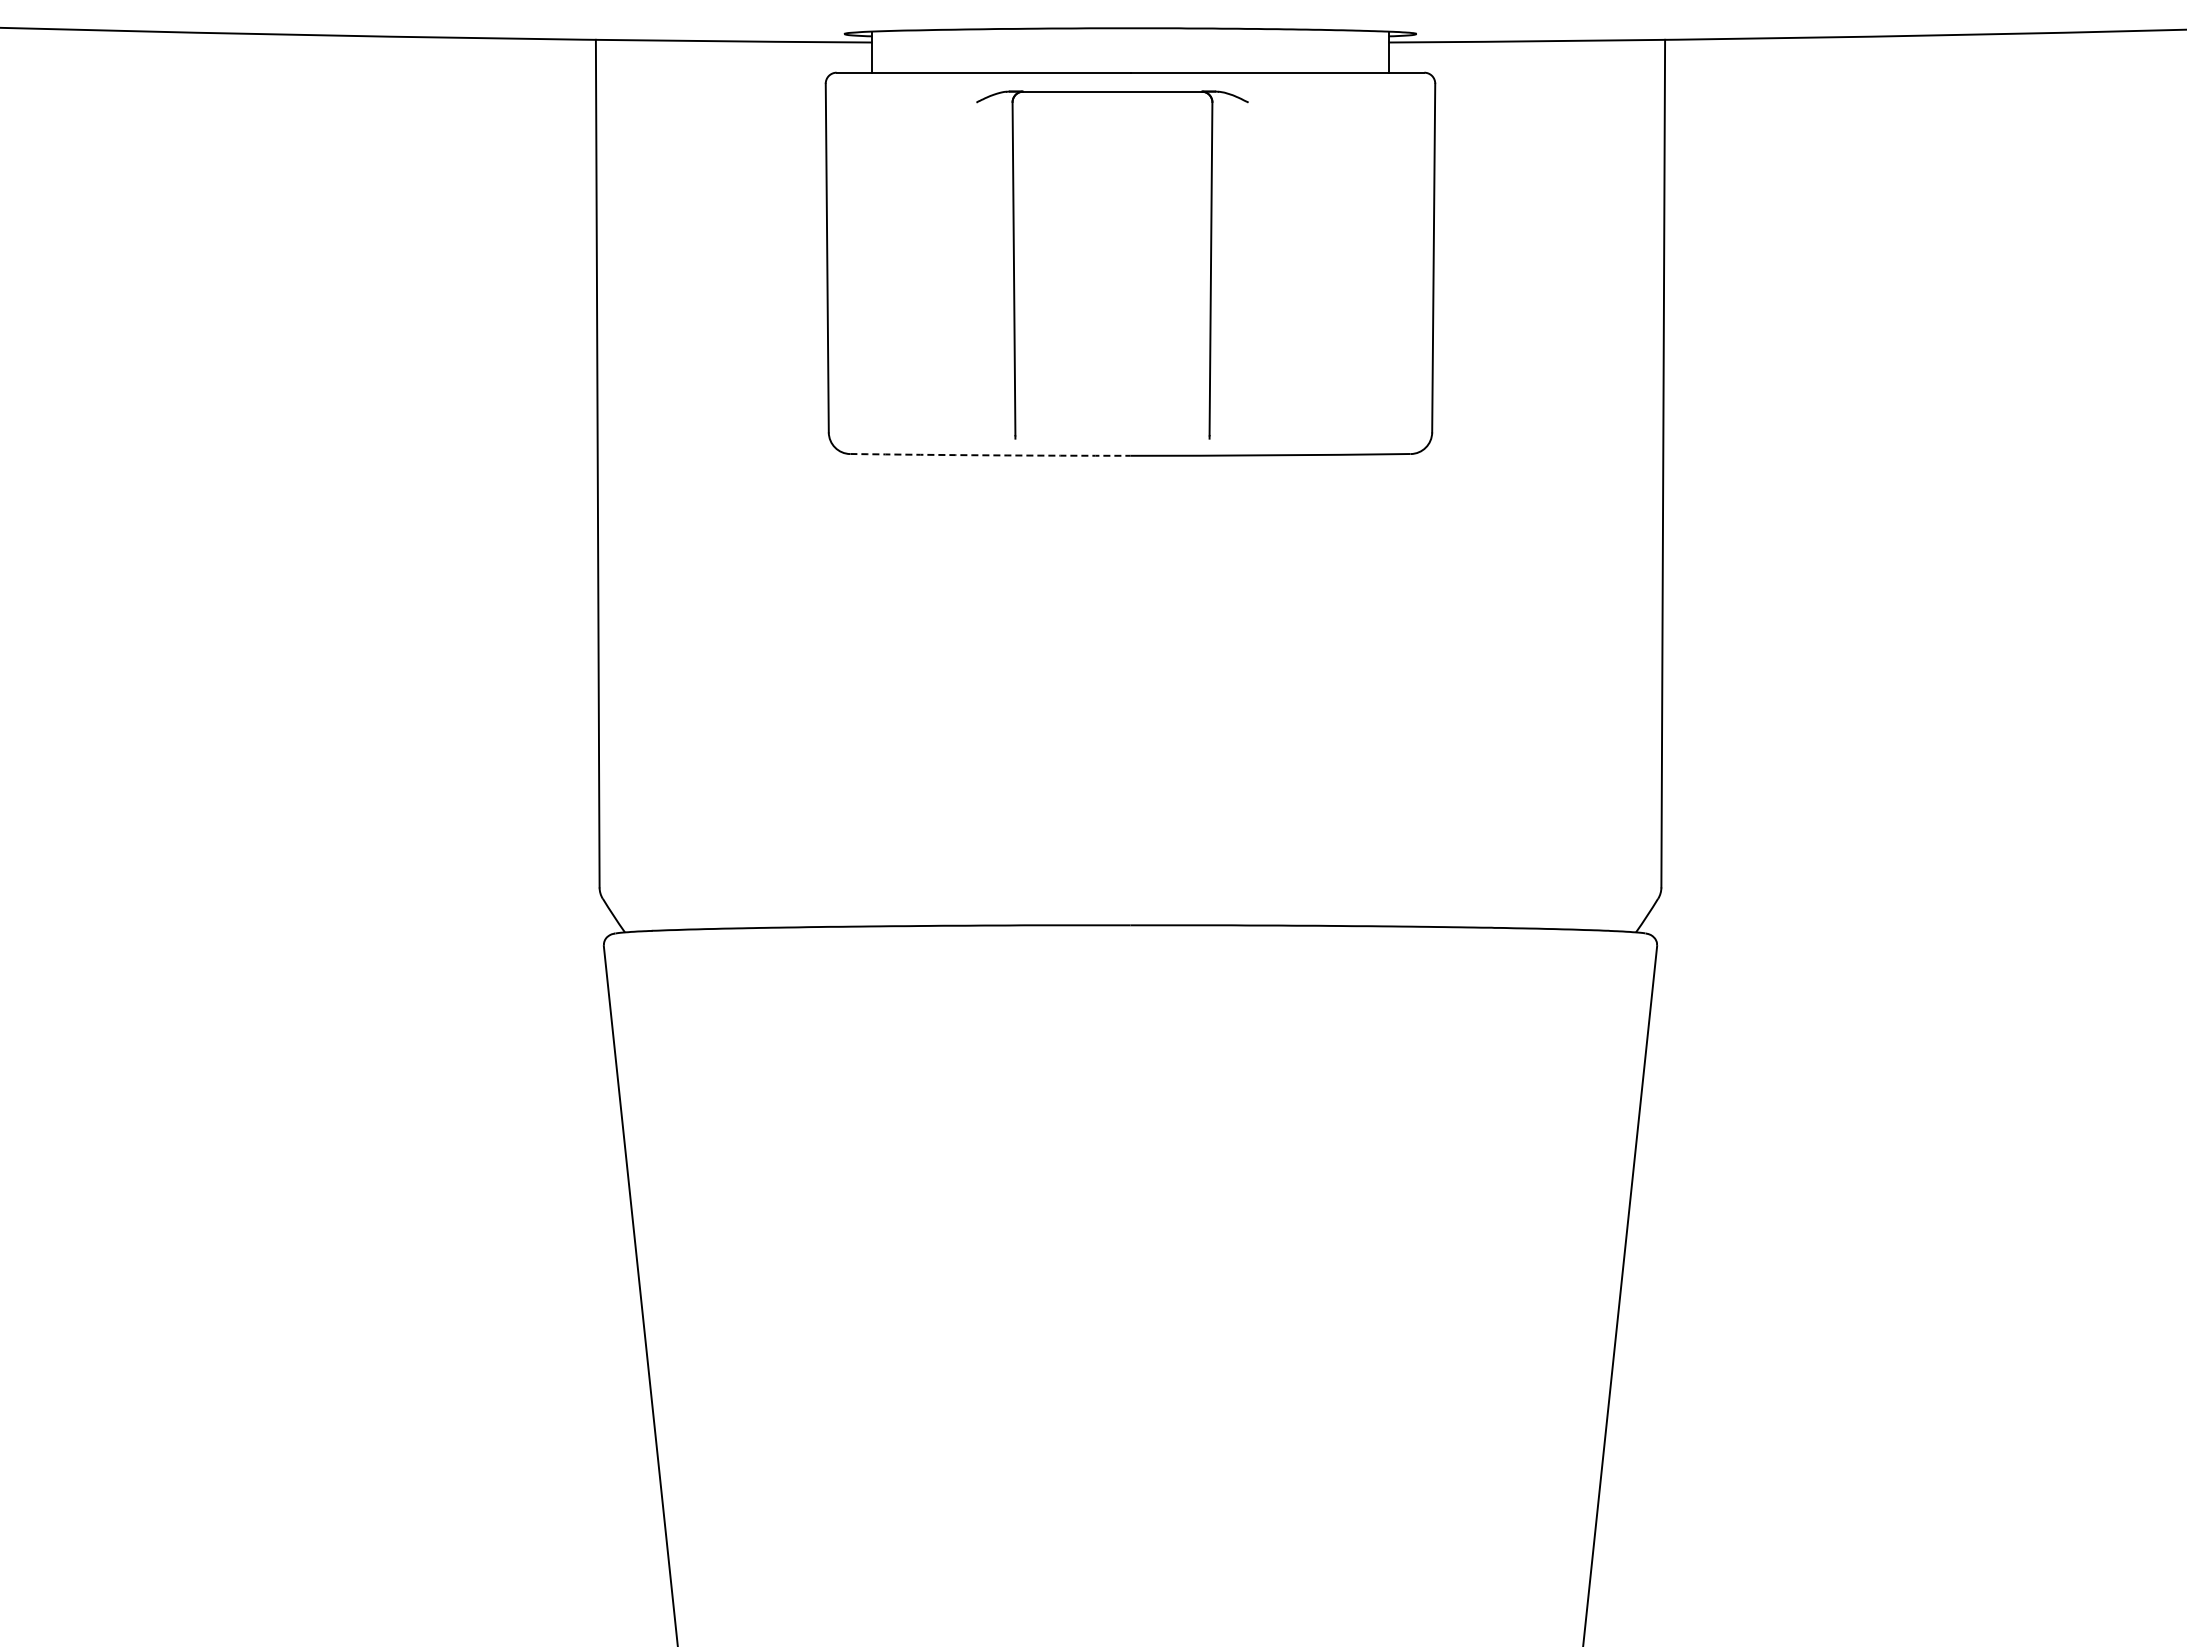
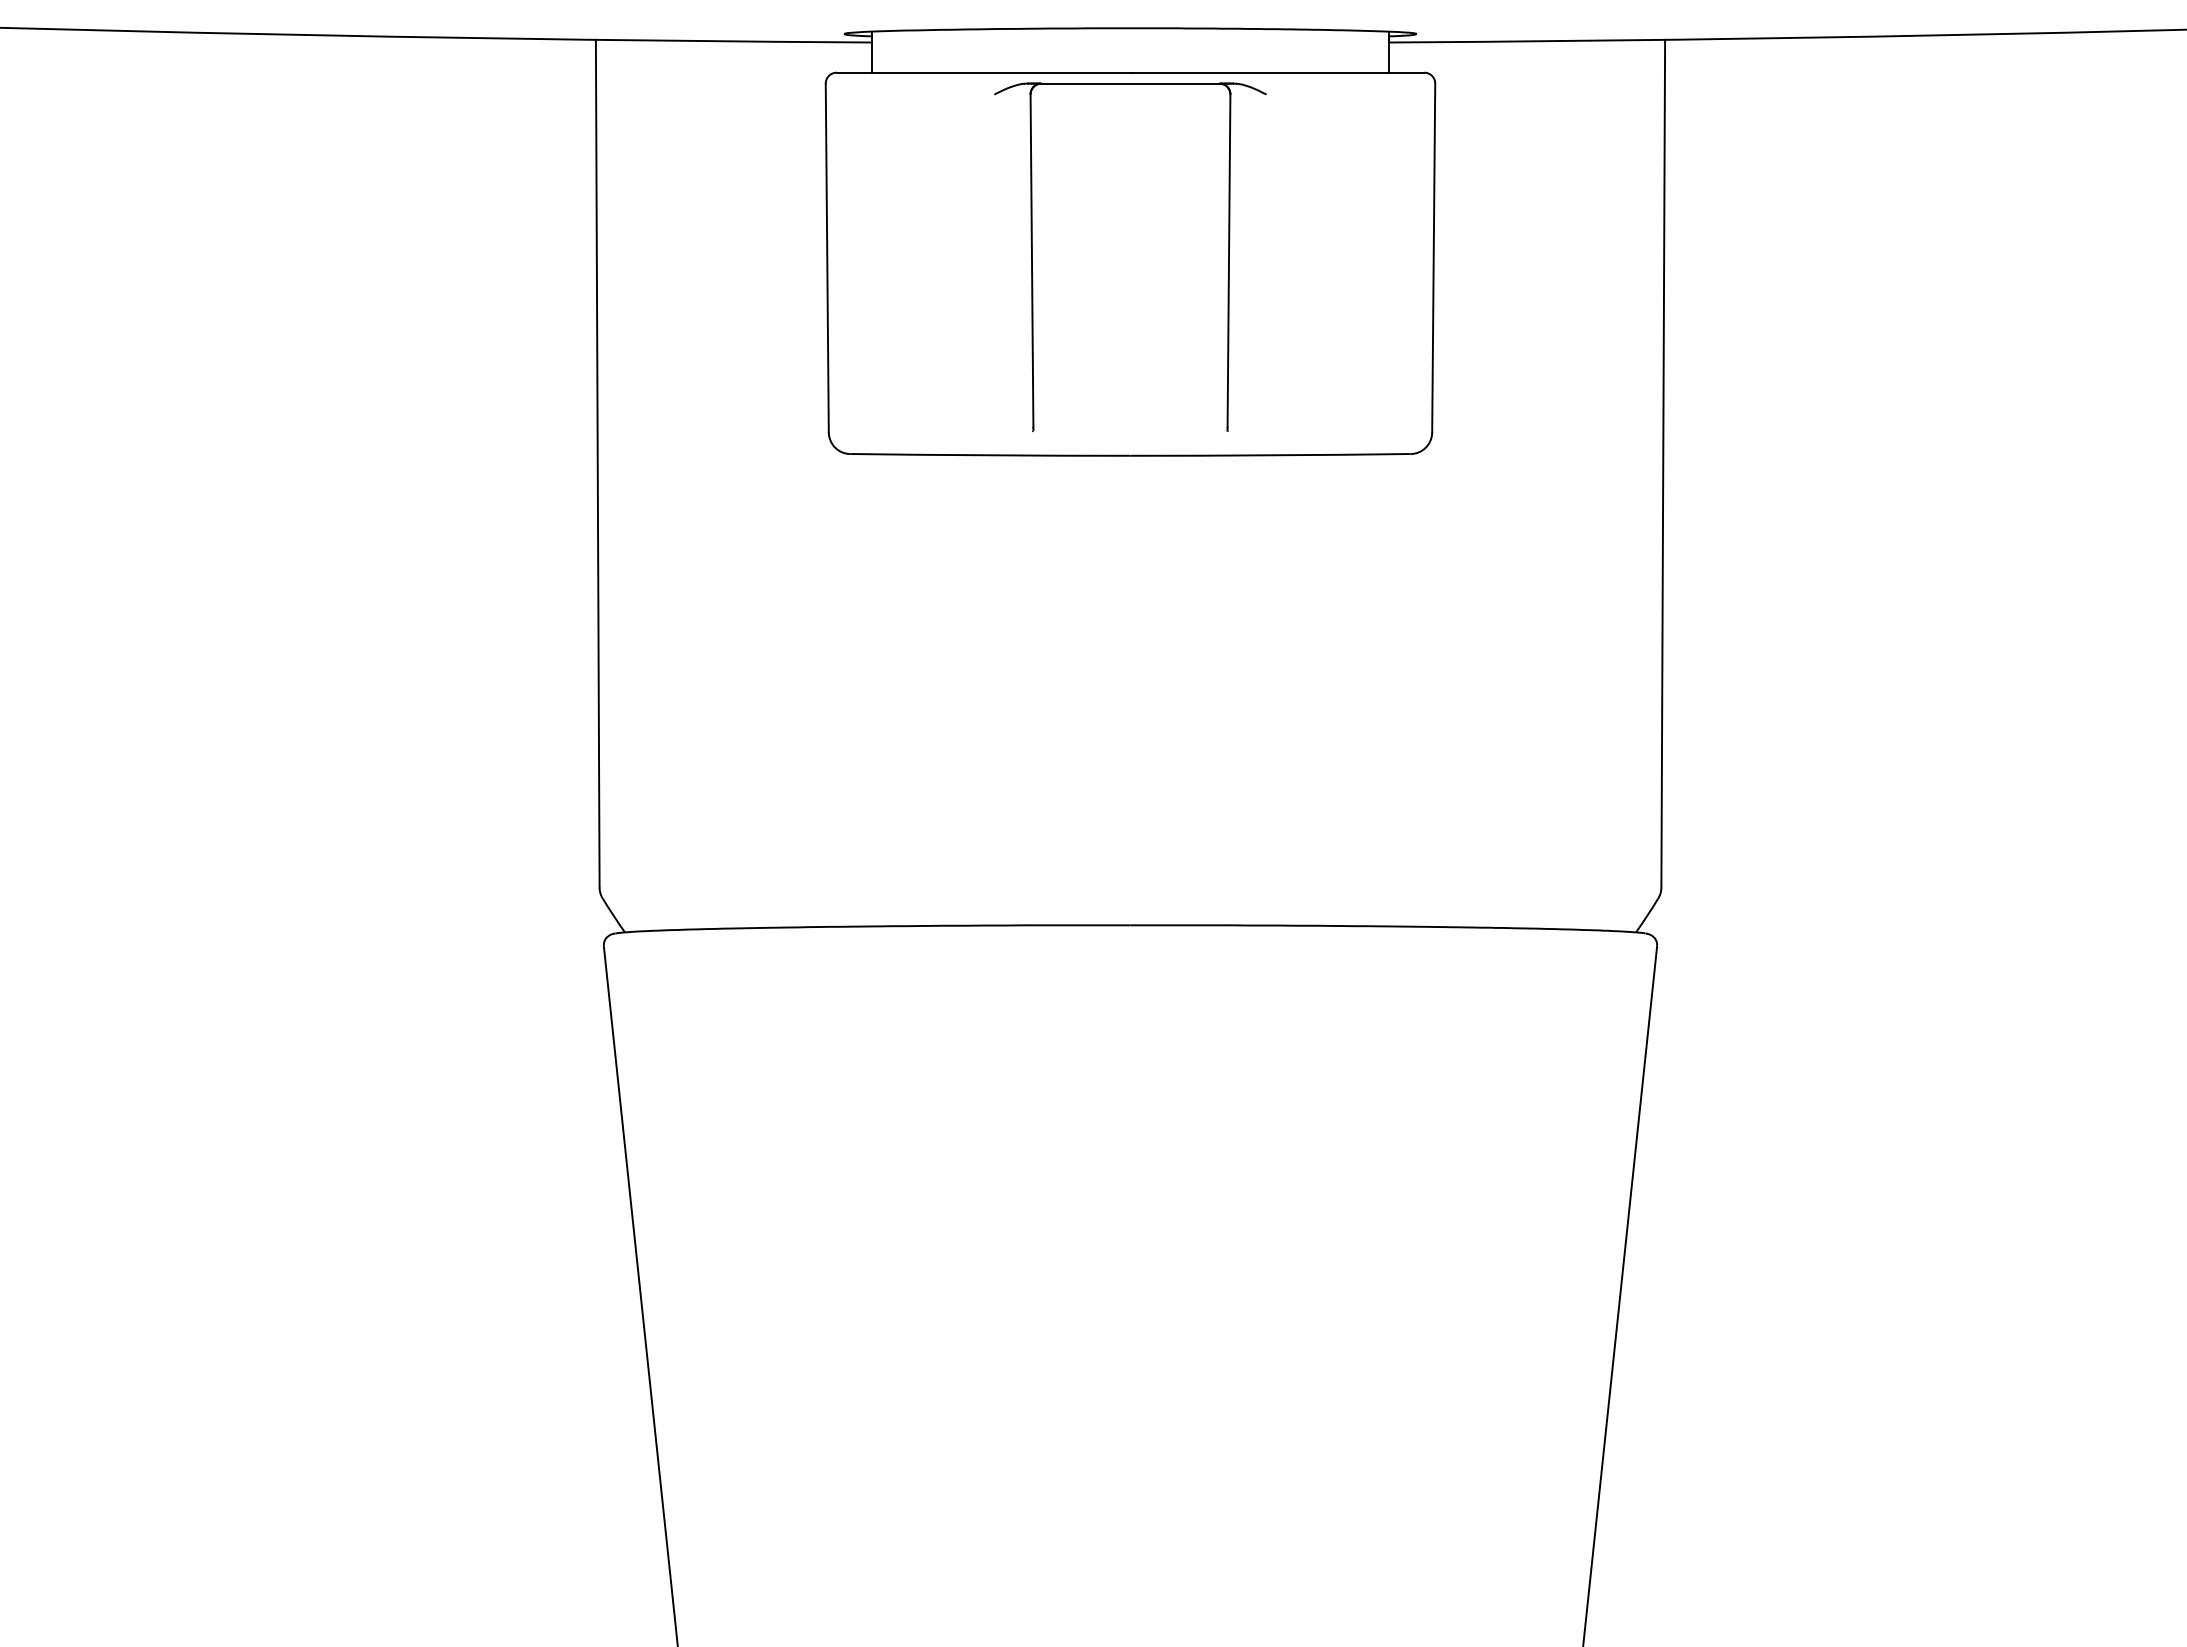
part position: (1014, 264) -> (1032, 256) (1032, 256)
arc: dashed -> solid (990, 455)
